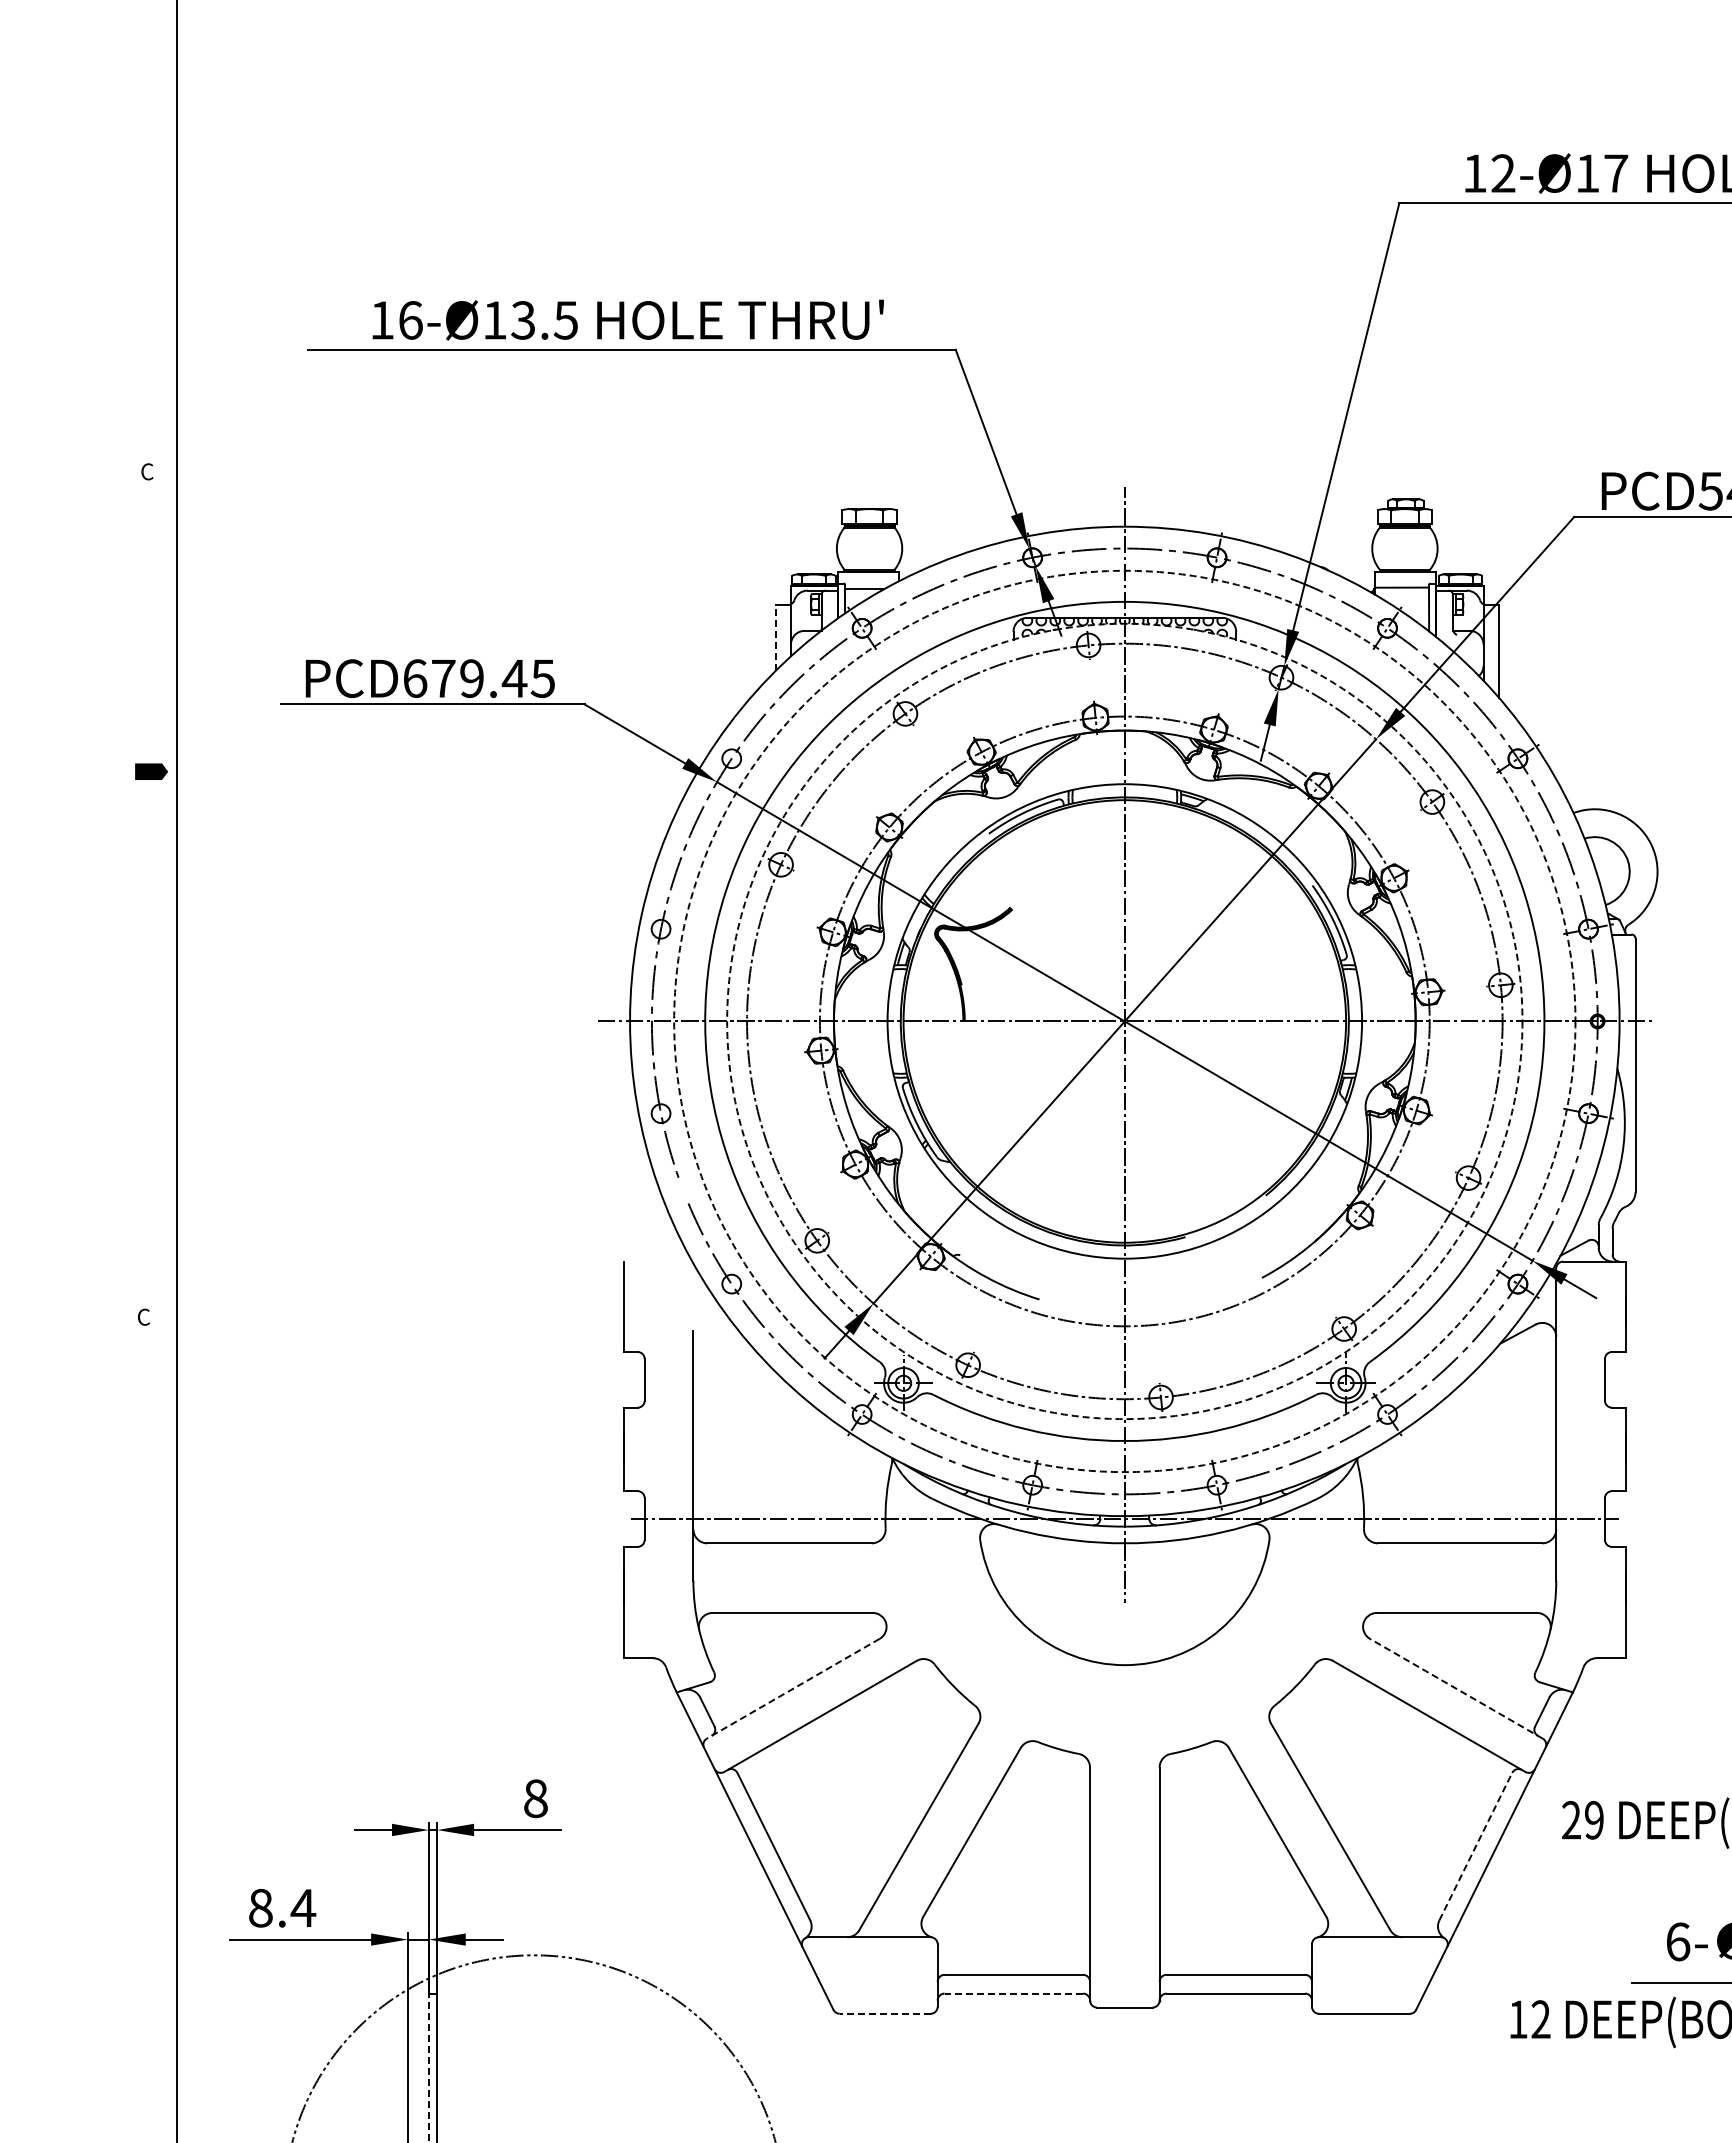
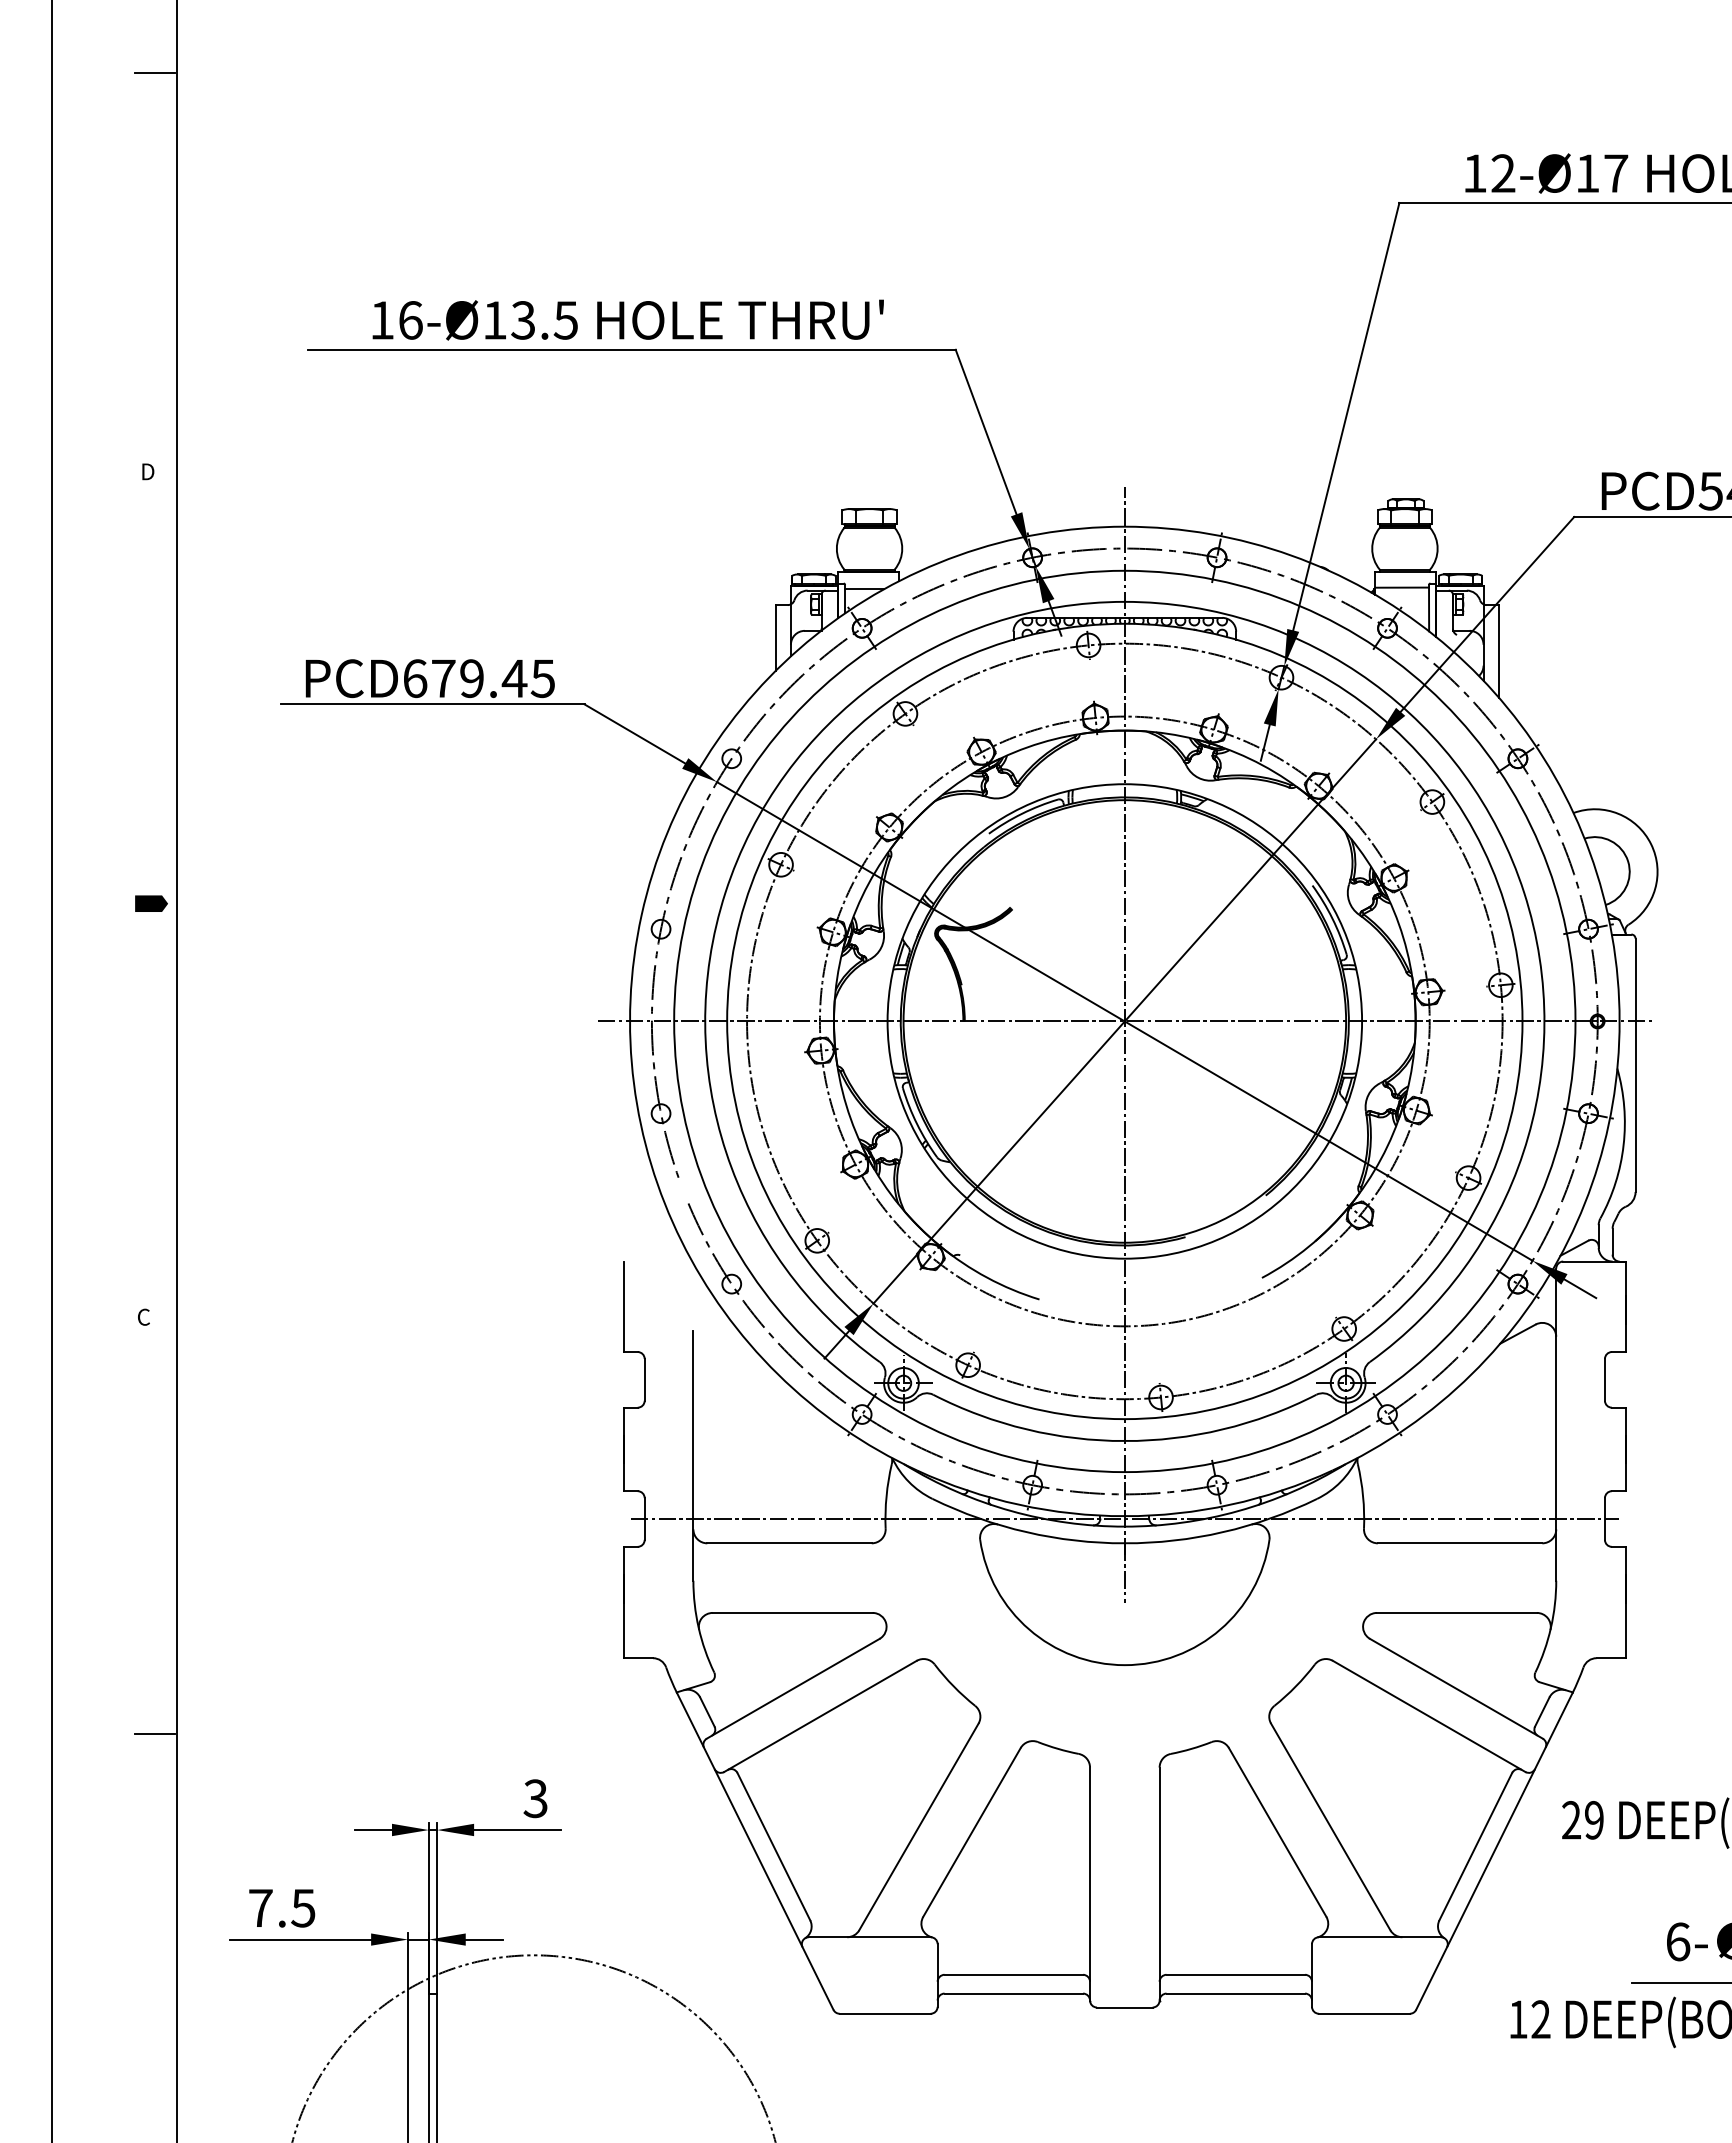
line: none -> present (155, 73)
text: C -> D (147, 471)
line: dashed -> solid (775, 638)
line position: (151, 771) -> (151, 903) (151, 903)
circle: dashed -> solid (1124, 1021)
circle: dashed -> solid (1124, 1021)
line: none -> present (52, 1070)
line: dashed -> solid (793, 1688)
line: dashed -> solid (1456, 1688)
line: none -> present (155, 1733)
text: 8 -> 3 (535, 1798)
line: dashed -> solid (1476, 1846)
text: 8.4 -> 7.5 (282, 1908)
line: dashed -> solid (1013, 1993)
line: dashed -> solid (884, 2013)
line: dashed -> solid (428, 2067)
